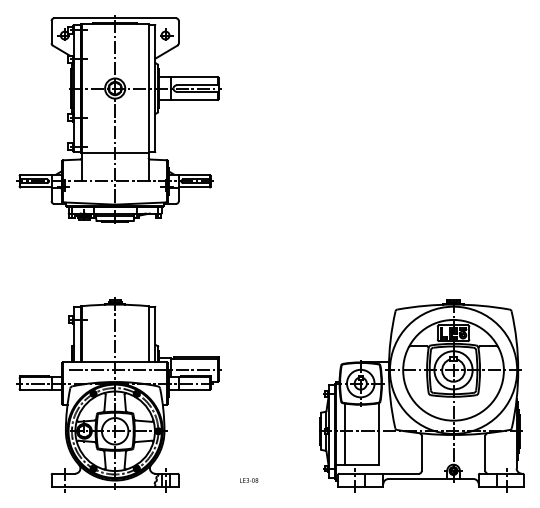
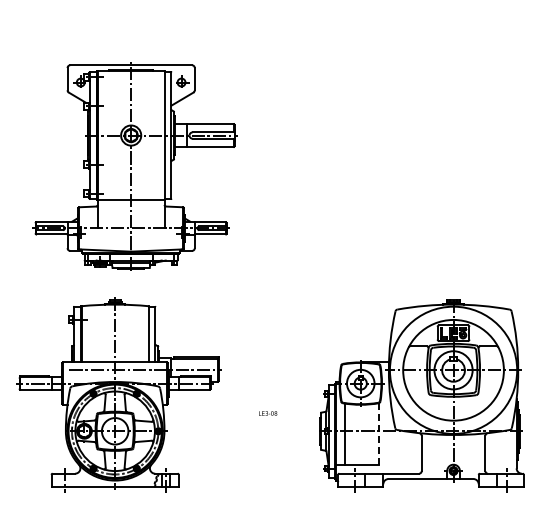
part position: (118, 119) -> (134, 166) (134, 166)
line: solid -> dashed (378, 433)
text position: (249, 480) -> (268, 413) (268, 413)
